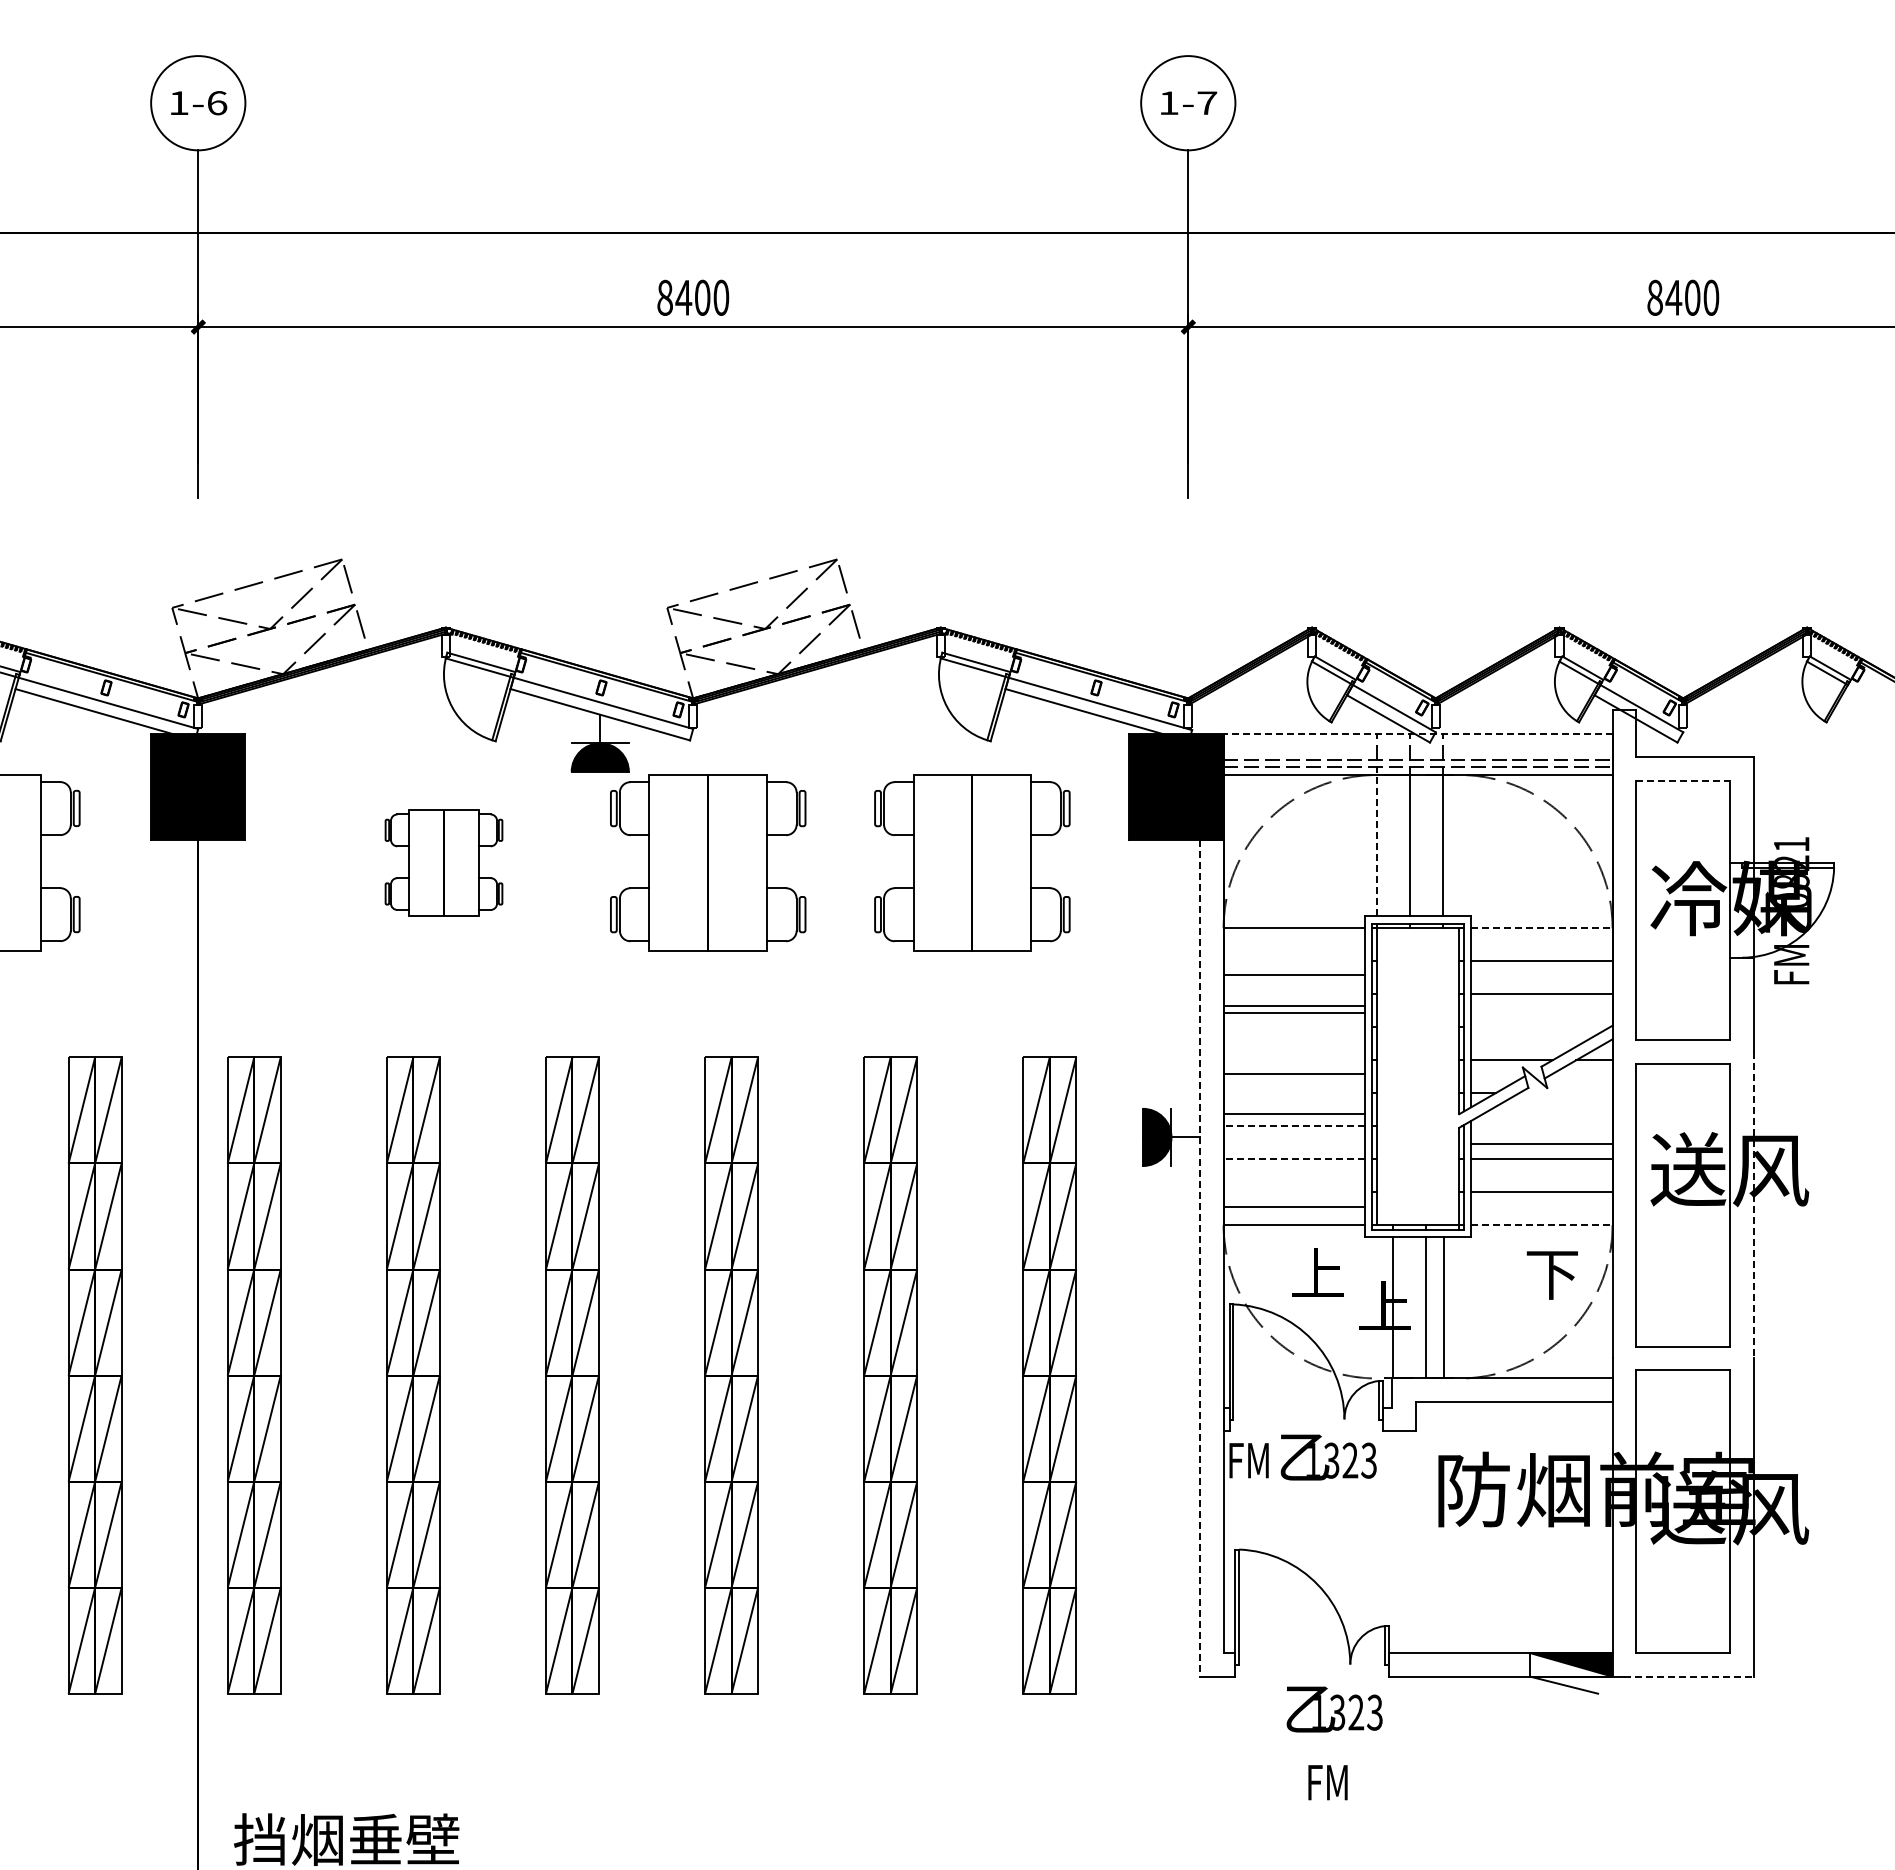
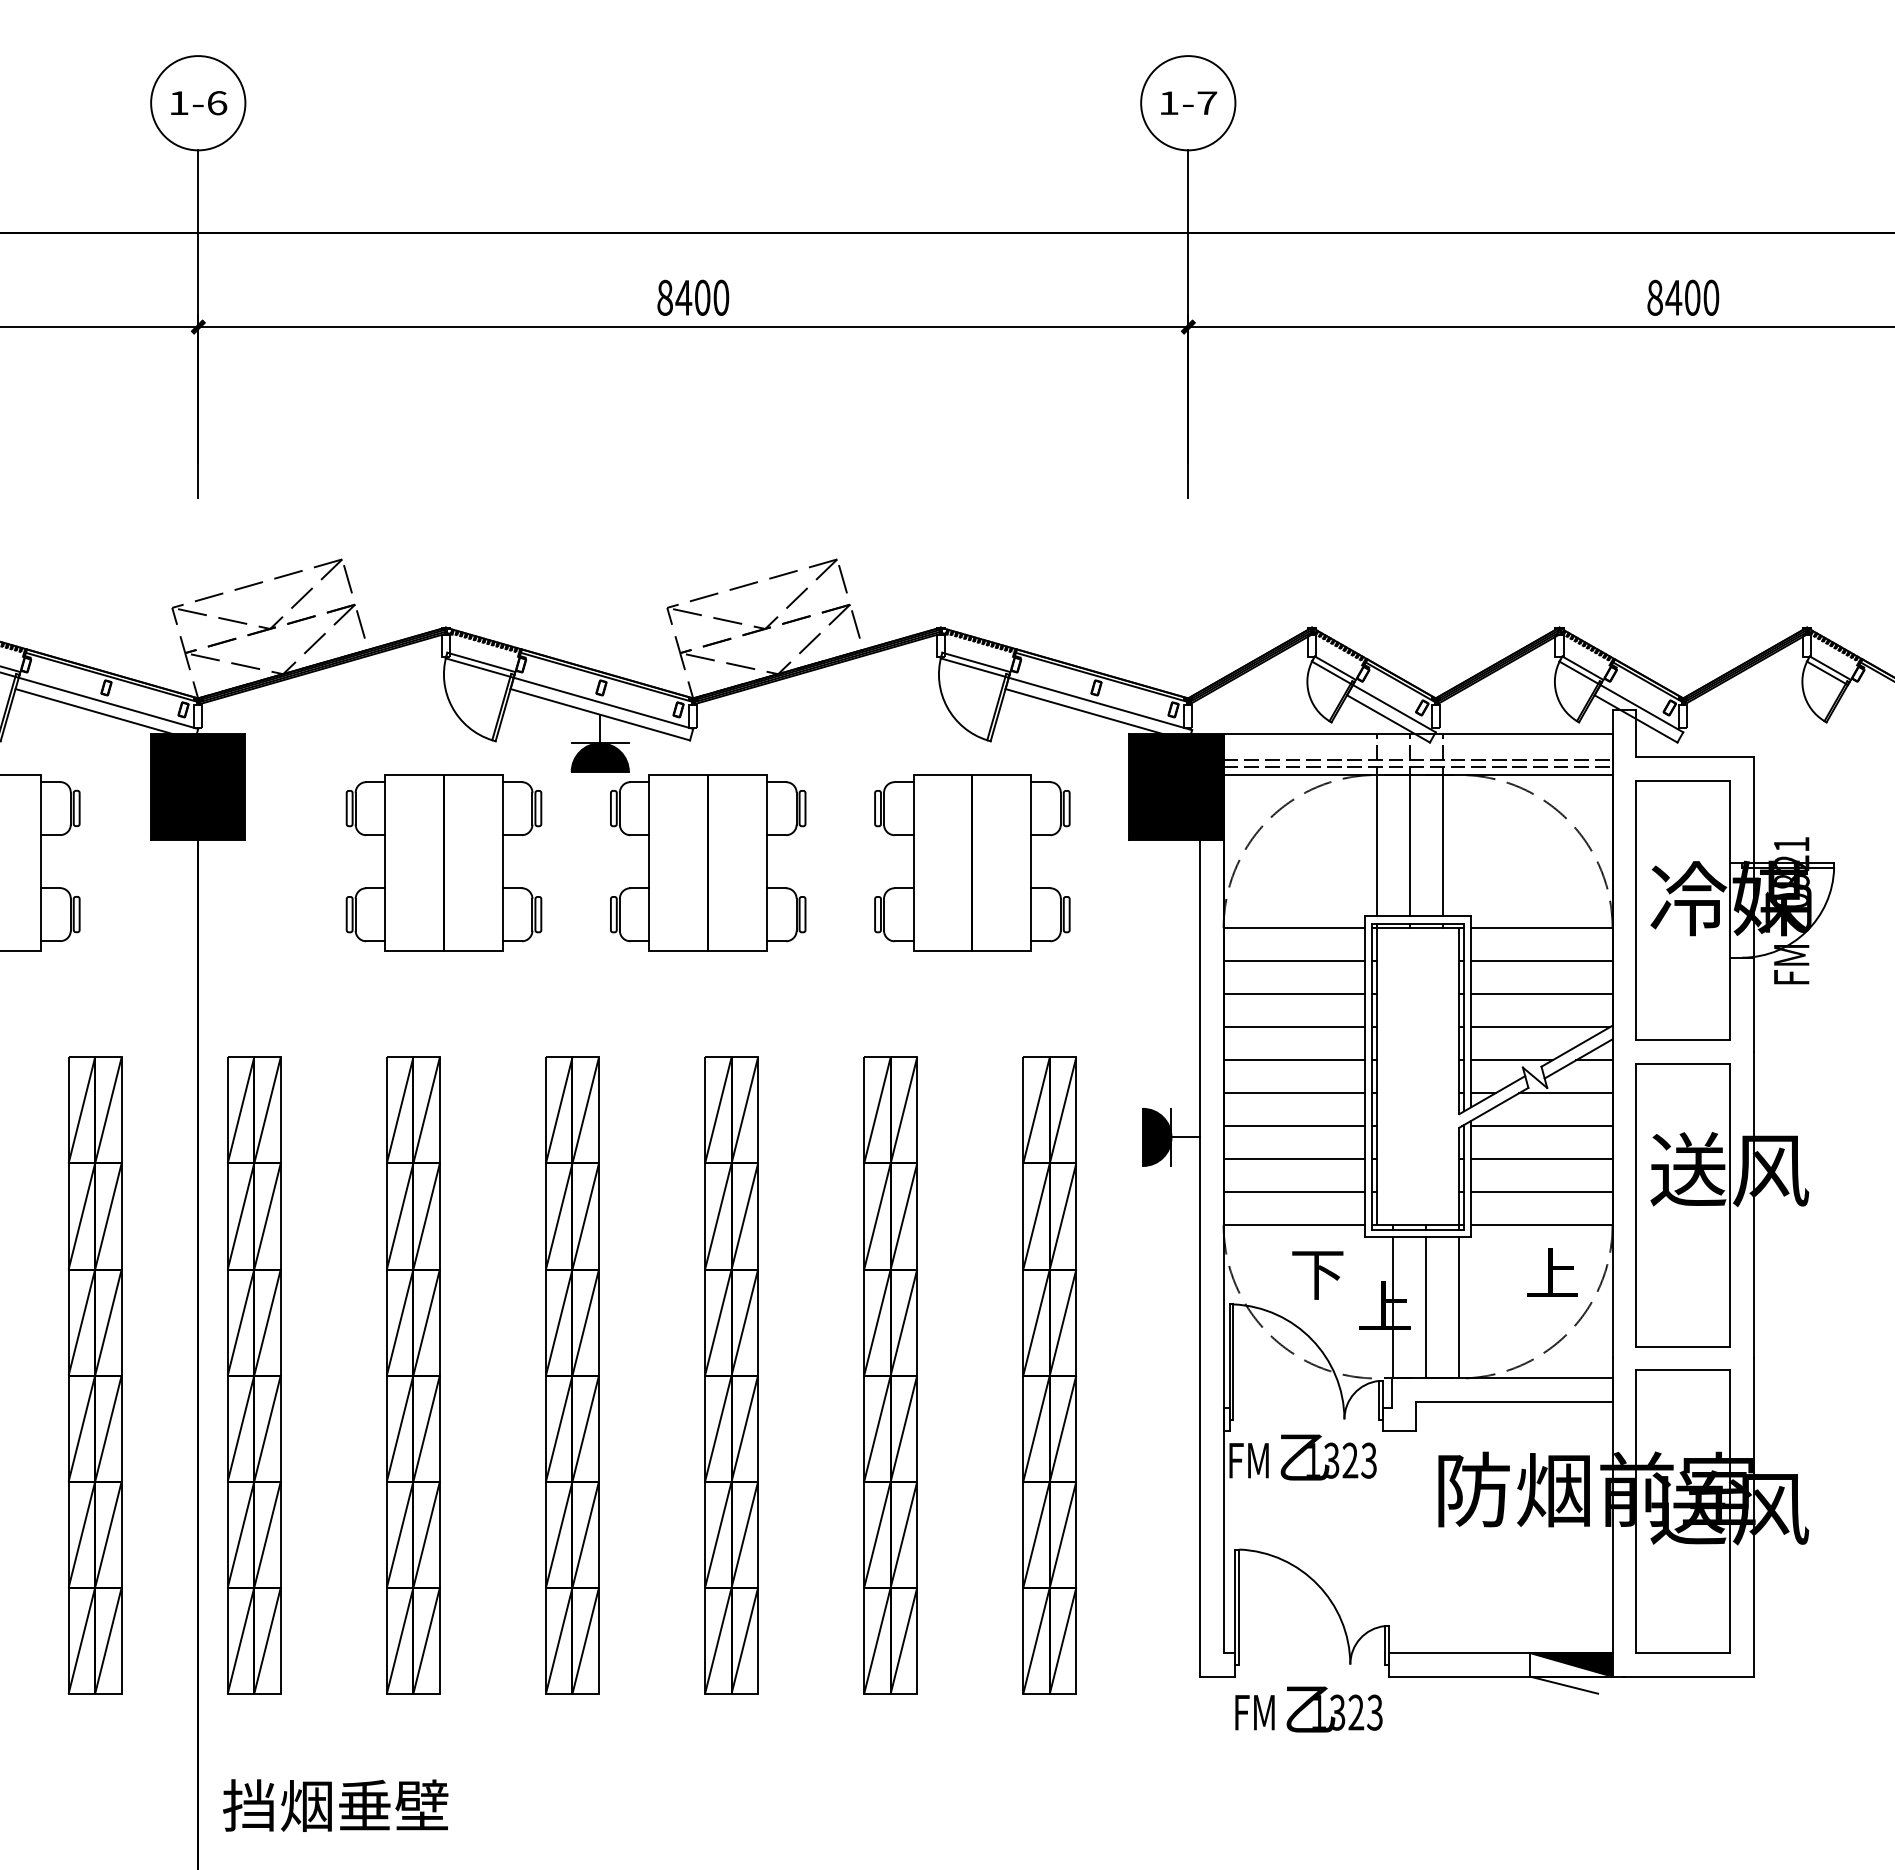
line: dashed -> solid (1417, 733)
line: dashed -> solid (1683, 780)
line: dashed -> solid (1376, 841)
part size: 120x108 px -> 198x178 px (443, 862)
line: dashed -> solid (1541, 928)
line position: (1294, 975) -> (1294, 961) (1294, 961)
line position: (1294, 1006) -> (1294, 1027) (1294, 1027)
line position: (1294, 1013) -> (1294, 994) (1294, 994)
line: none -> present (1540, 1027)
line position: (1294, 1074) -> (1294, 1060) (1294, 1060)
line: none -> present (1565, 1093)
line position: (1294, 1114) -> (1294, 1093) (1294, 1093)
line: dashed -> solid (1294, 1126)
line position: (1541, 1144) -> (1541, 1126) (1541, 1126)
line: dashed -> solid (1294, 1159)
line: dashed -> solid (1754, 1205)
line position: (1294, 1207) -> (1294, 1192) (1294, 1192)
line: dashed -> solid (1541, 1225)
line: dashed -> solid (1200, 1258)
text: 上 -> 下 (1317, 1273)
text: 下 -> 上 (1551, 1273)
line position: (1444, 1307) -> (1459, 1307) (1459, 1307)
line: dashed -> solid (1689, 1676)
text position: (1327, 1782) -> (1254, 1712) (1254, 1712)
text position: (346, 1839) -> (335, 1805) (335, 1805)
